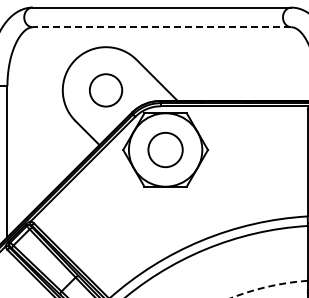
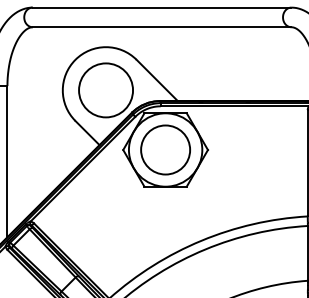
line: dashed -> solid (161, 27)
circle diameter: 32 px -> 54 px (106, 90)
circle size: 37x37 px -> 51x52 px (165, 149)
arc: dashed -> solid (268, 286)
